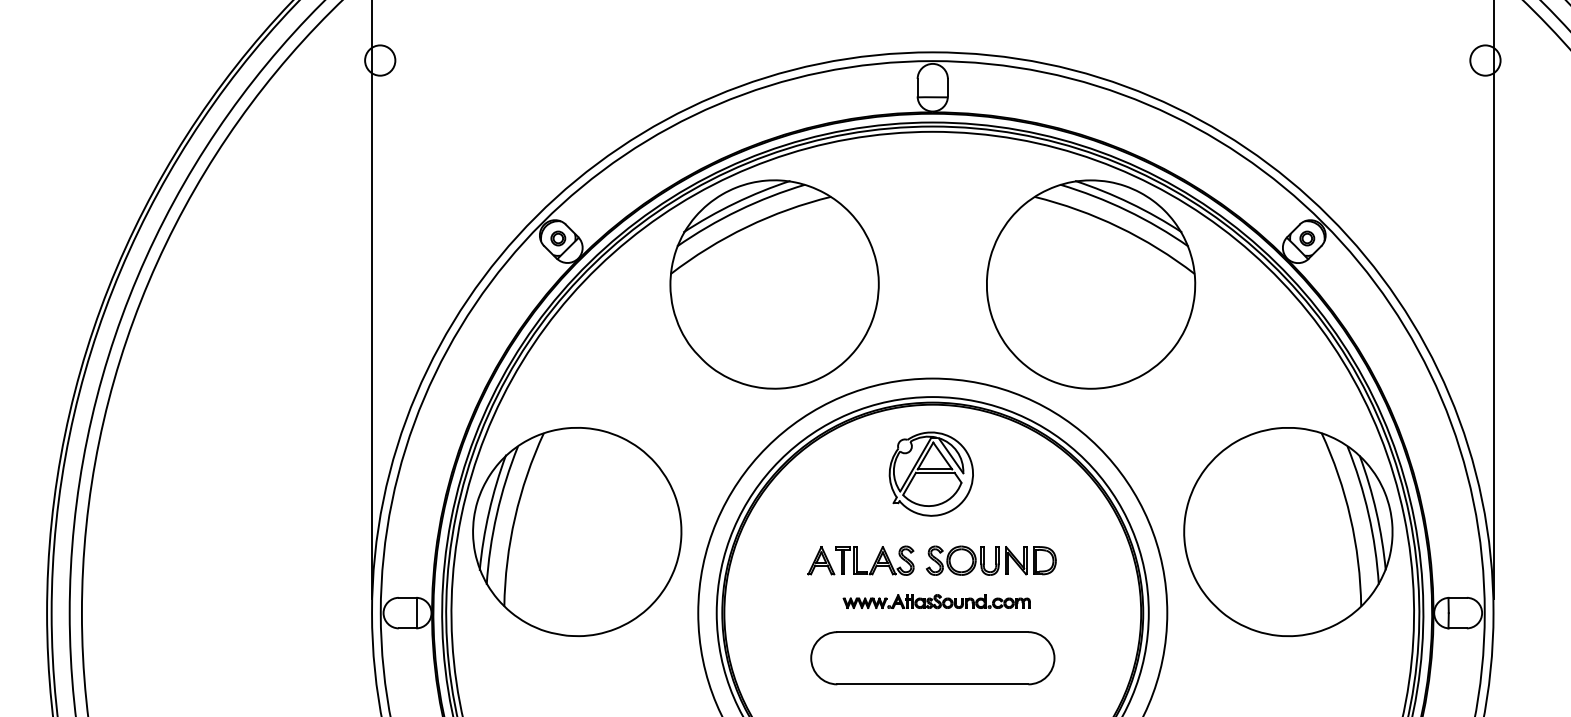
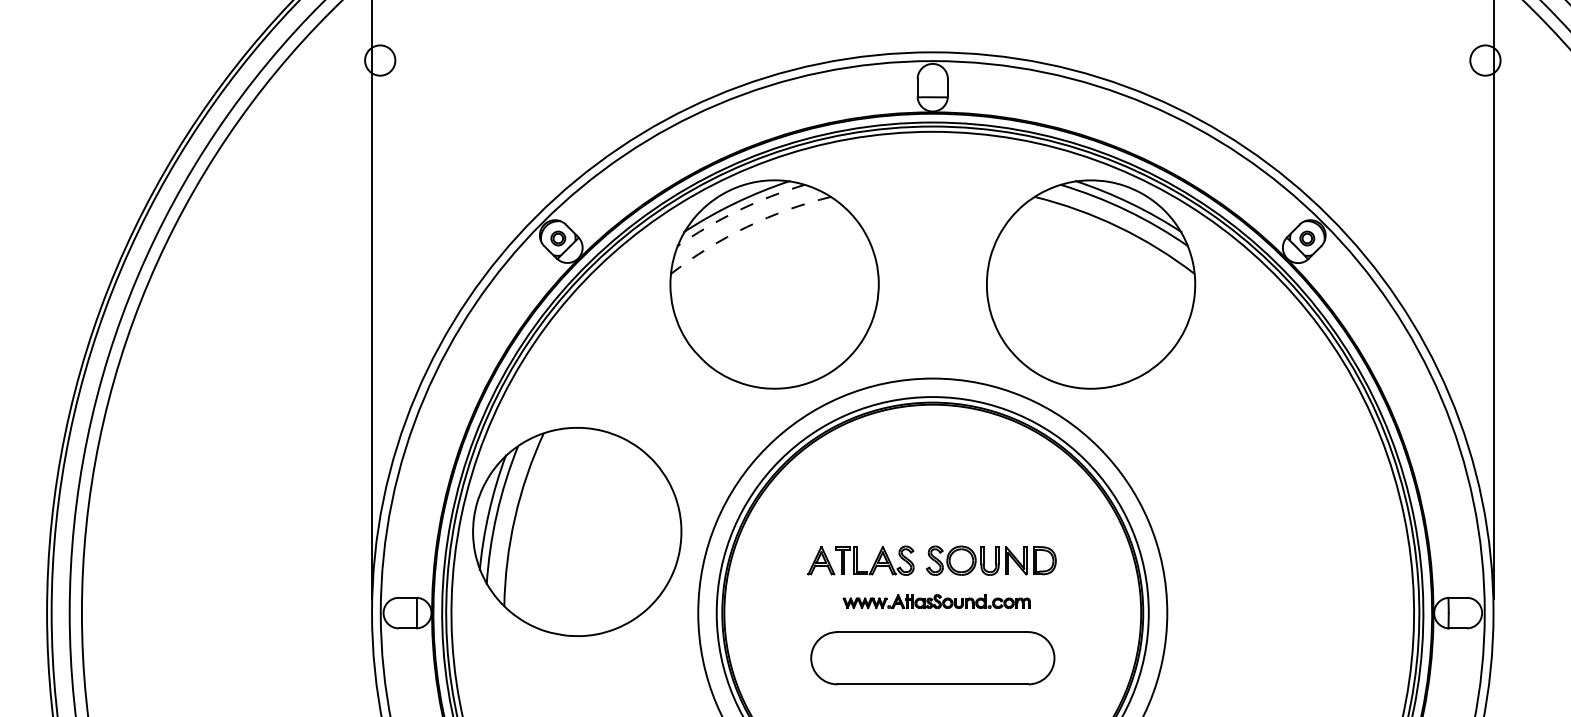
arc: solid -> dashed (738, 210)
arc: solid -> dashed (746, 227)
part: present -> none (930, 473)
part: present -> none (1288, 532)
